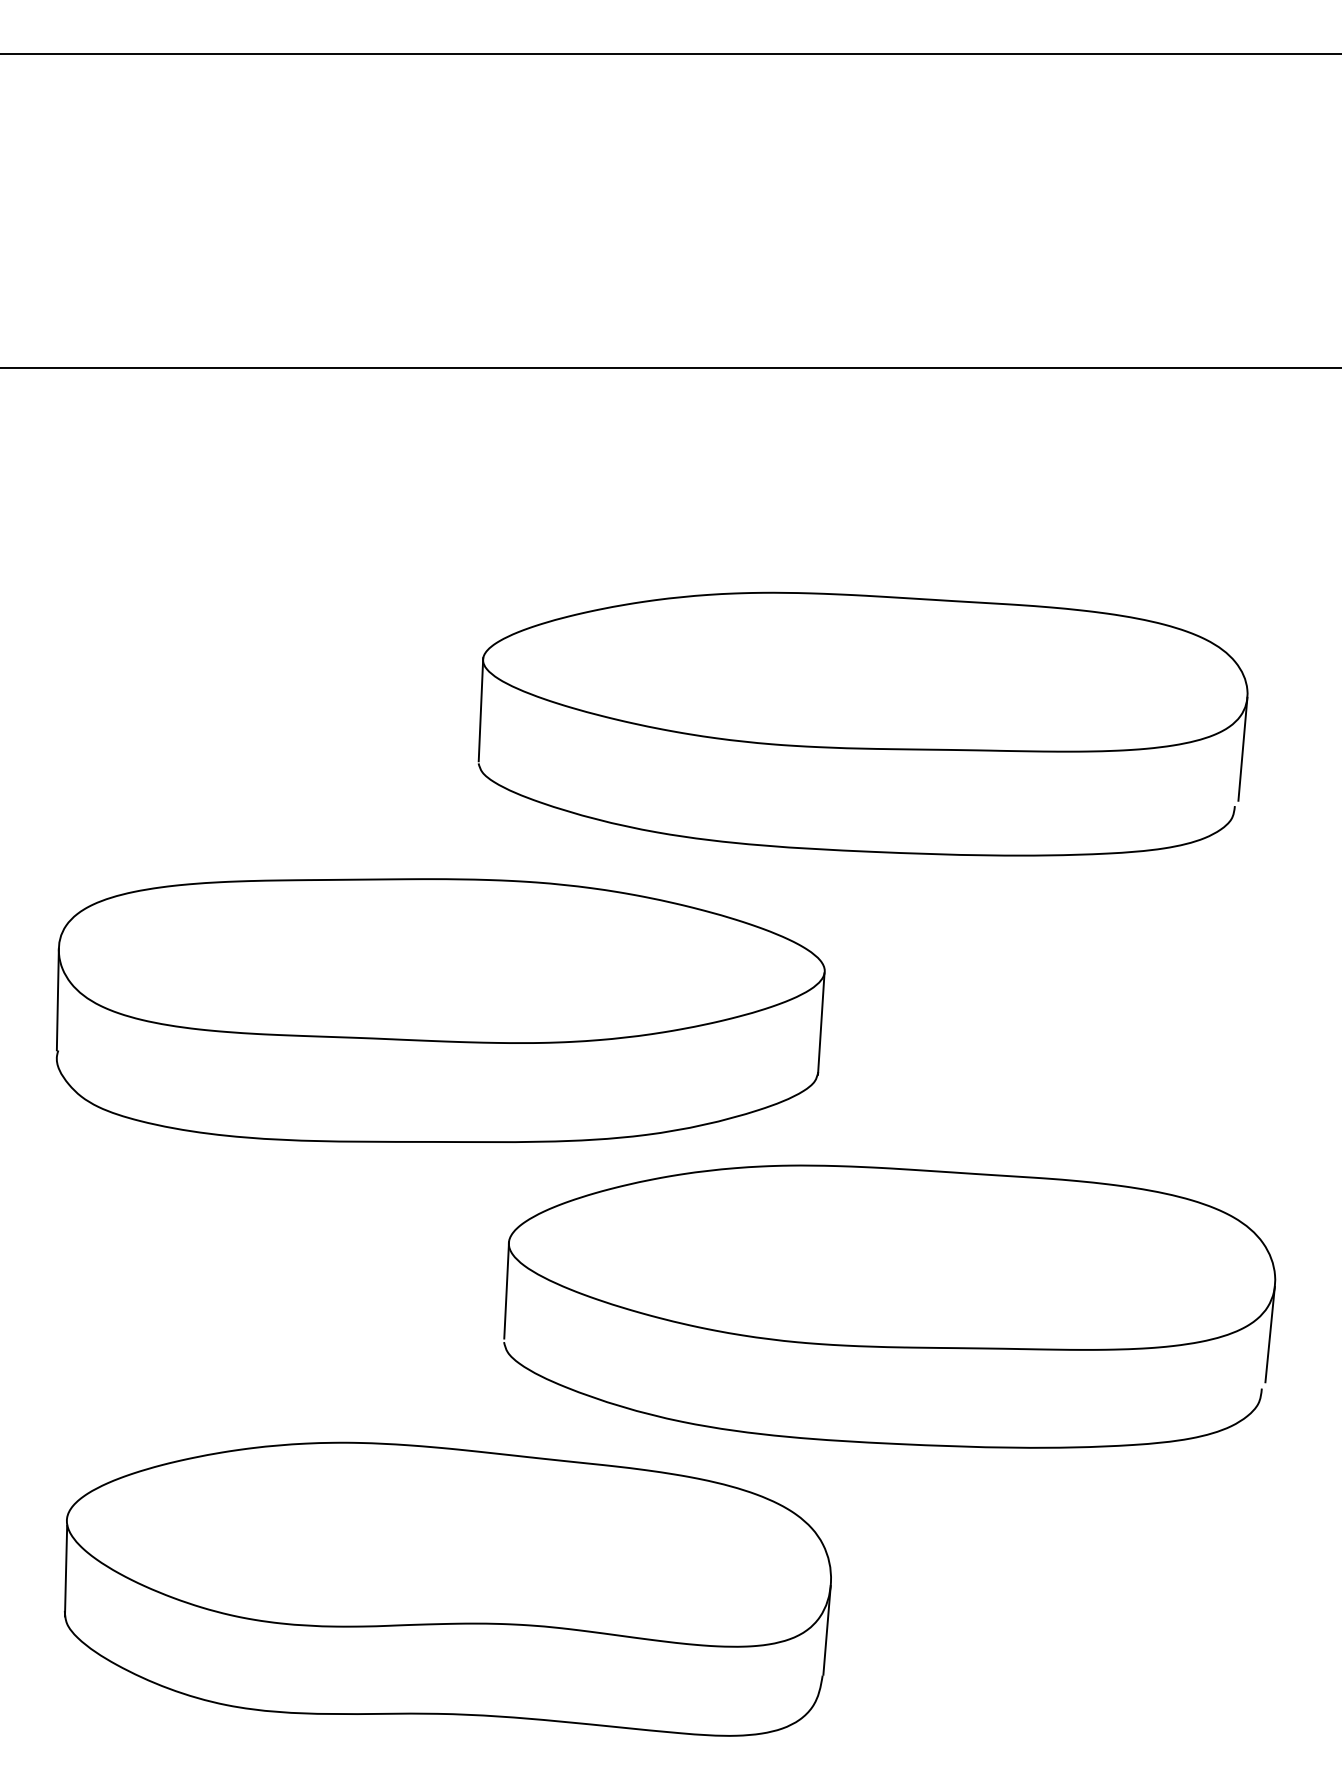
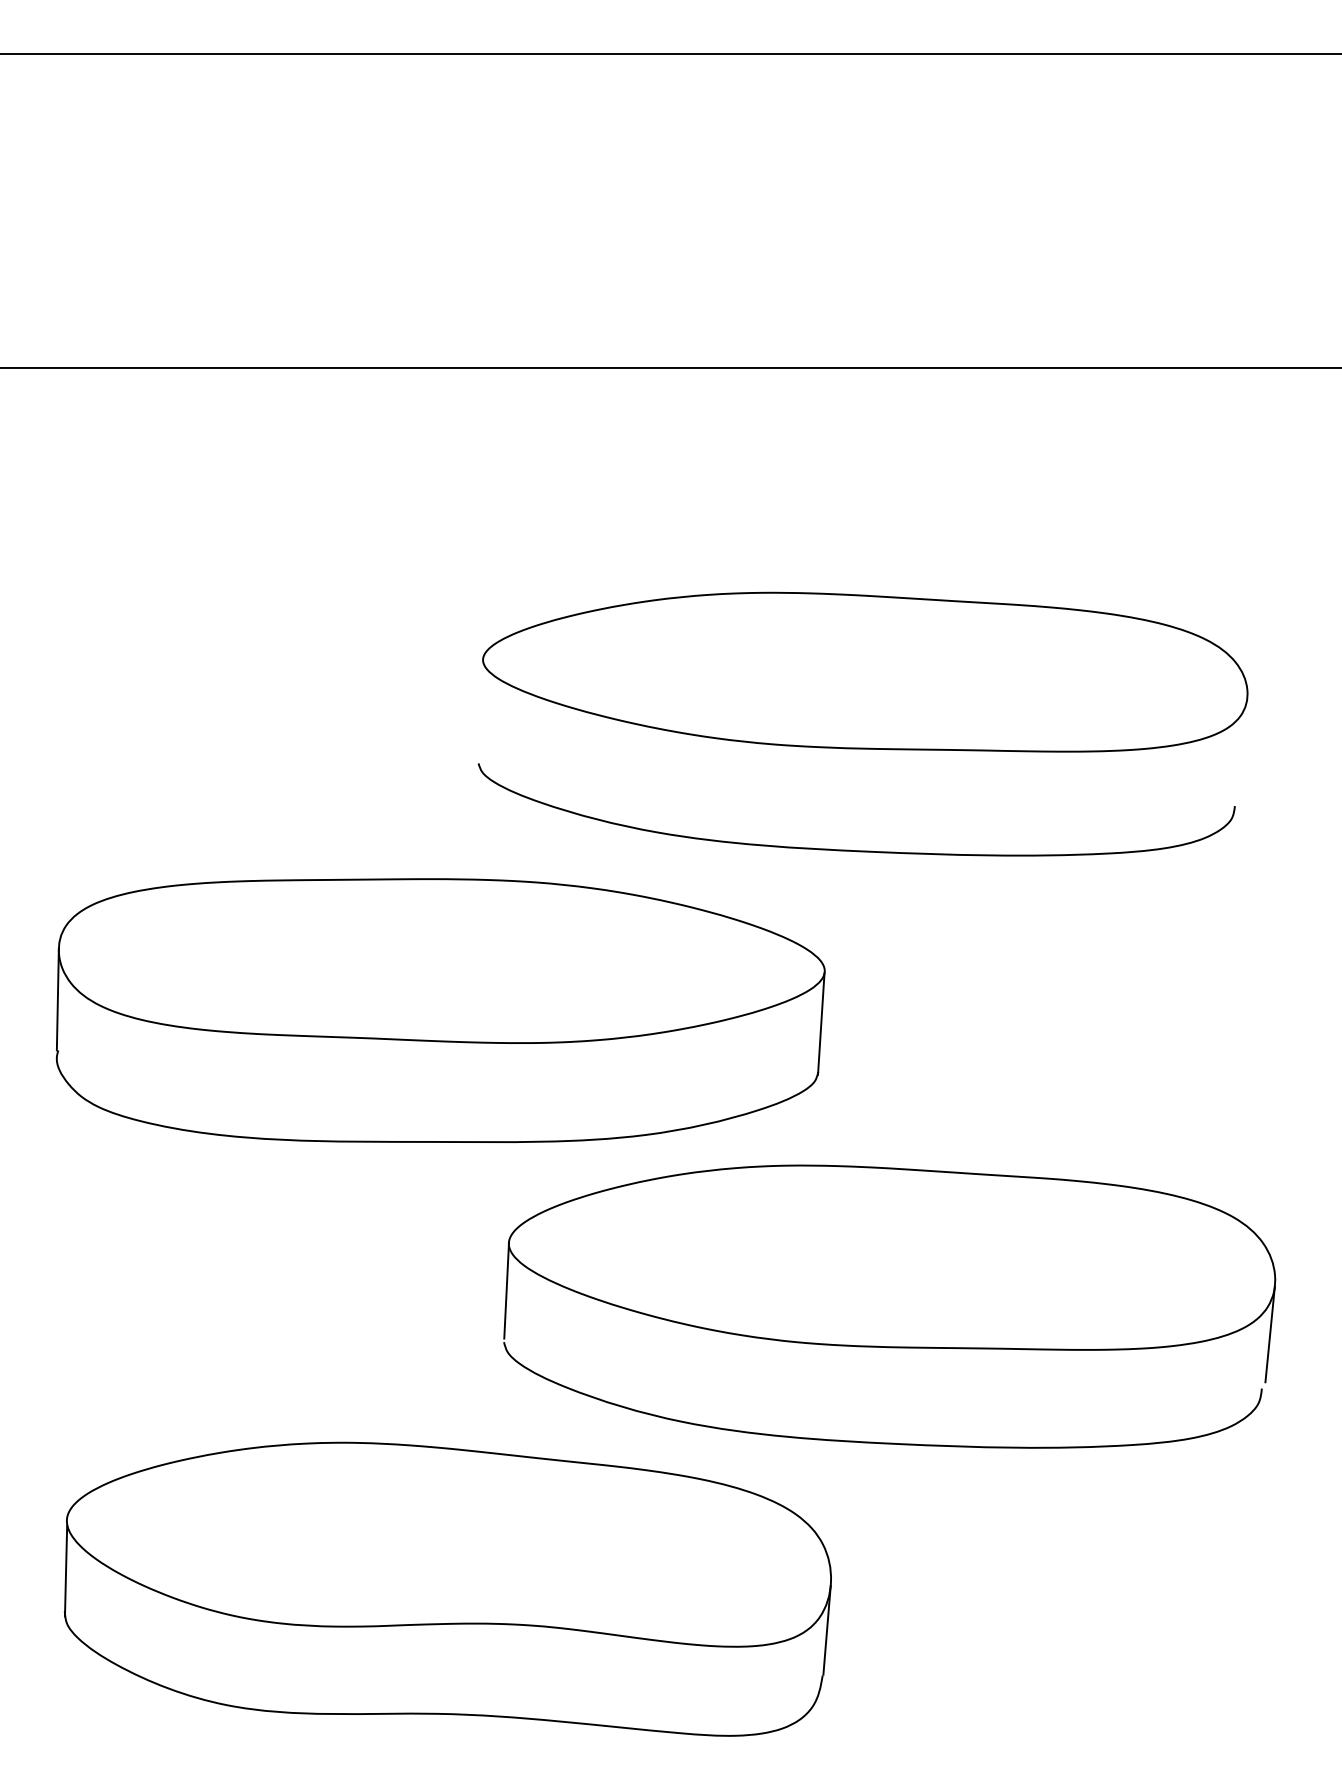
line: present -> none (480, 709)
line: present -> none (1242, 748)
